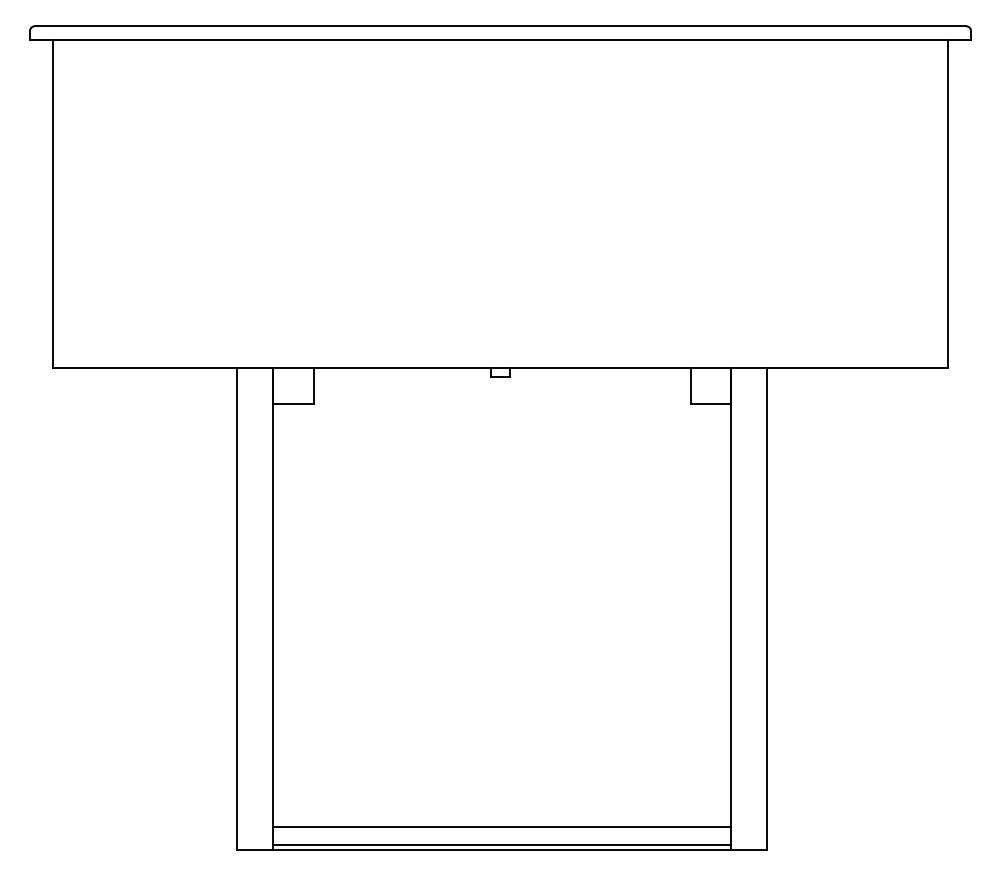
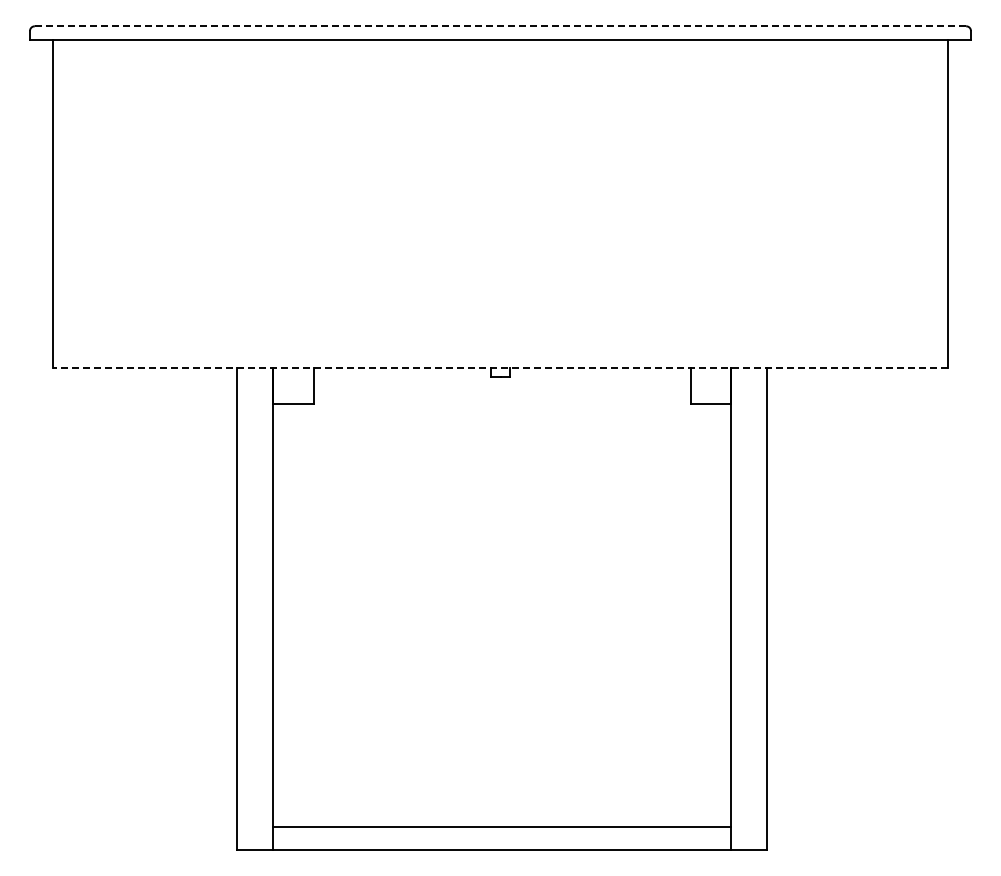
line: solid -> dashed (500, 26)
line: solid -> dashed (500, 368)
line: present -> none (502, 845)
